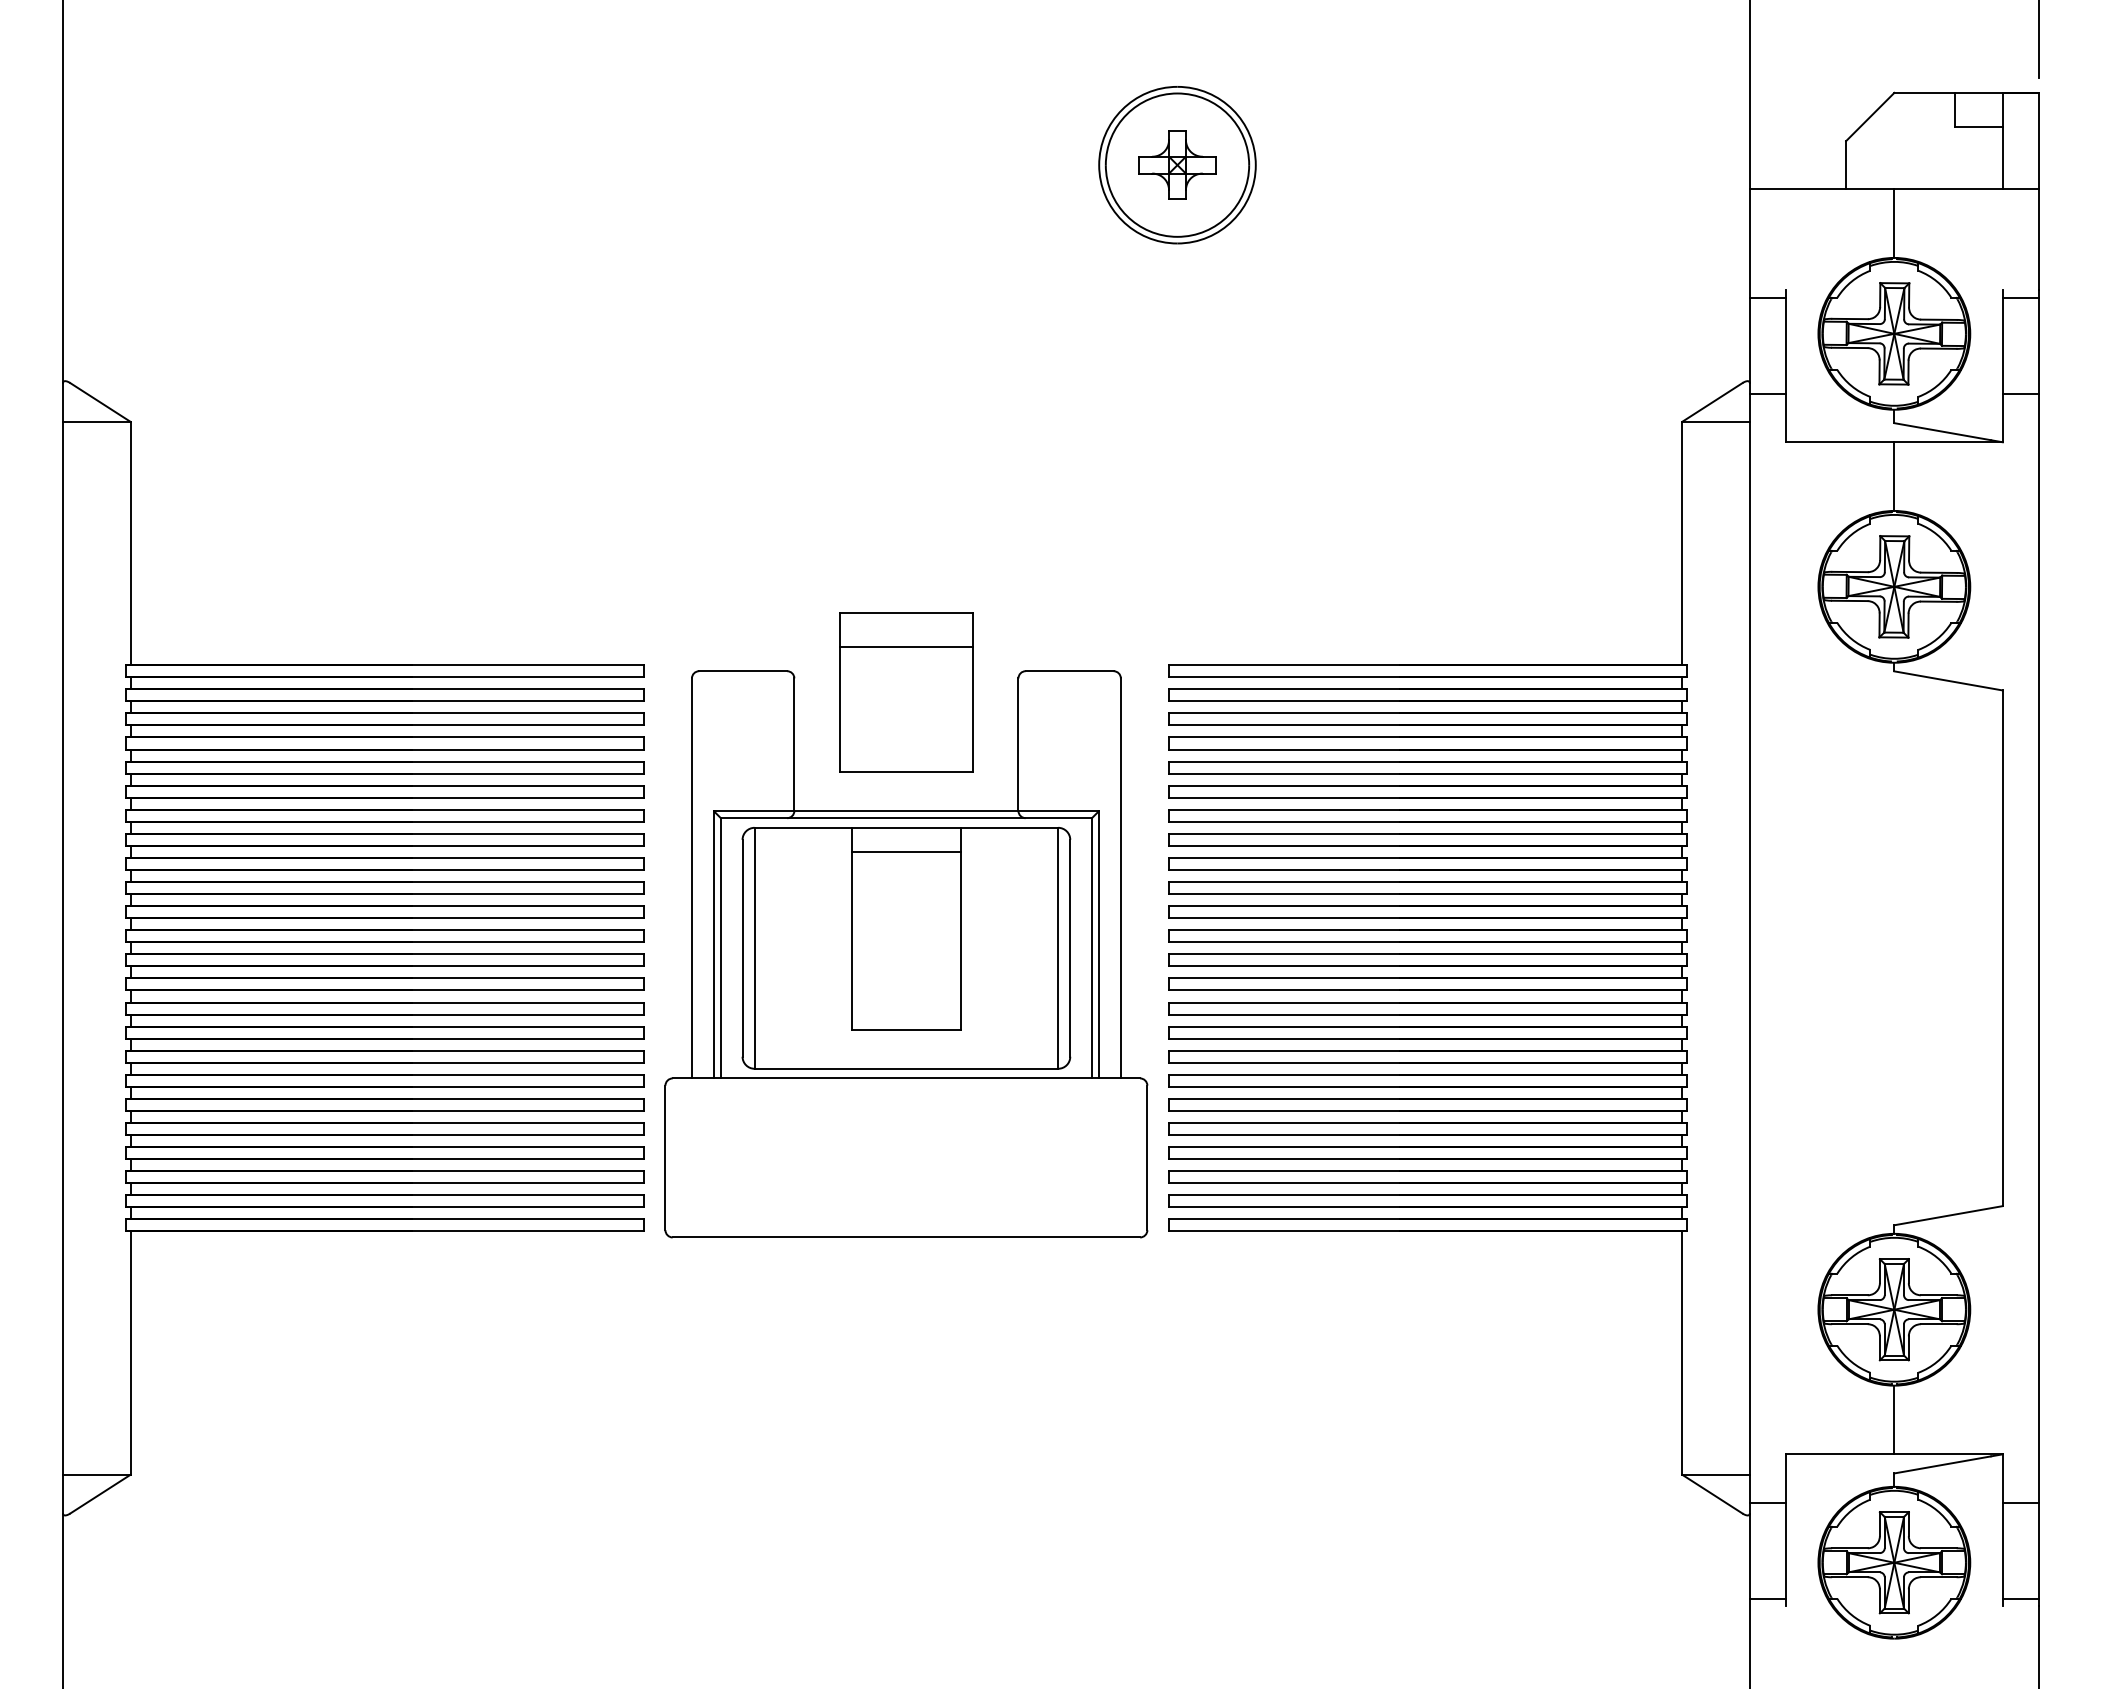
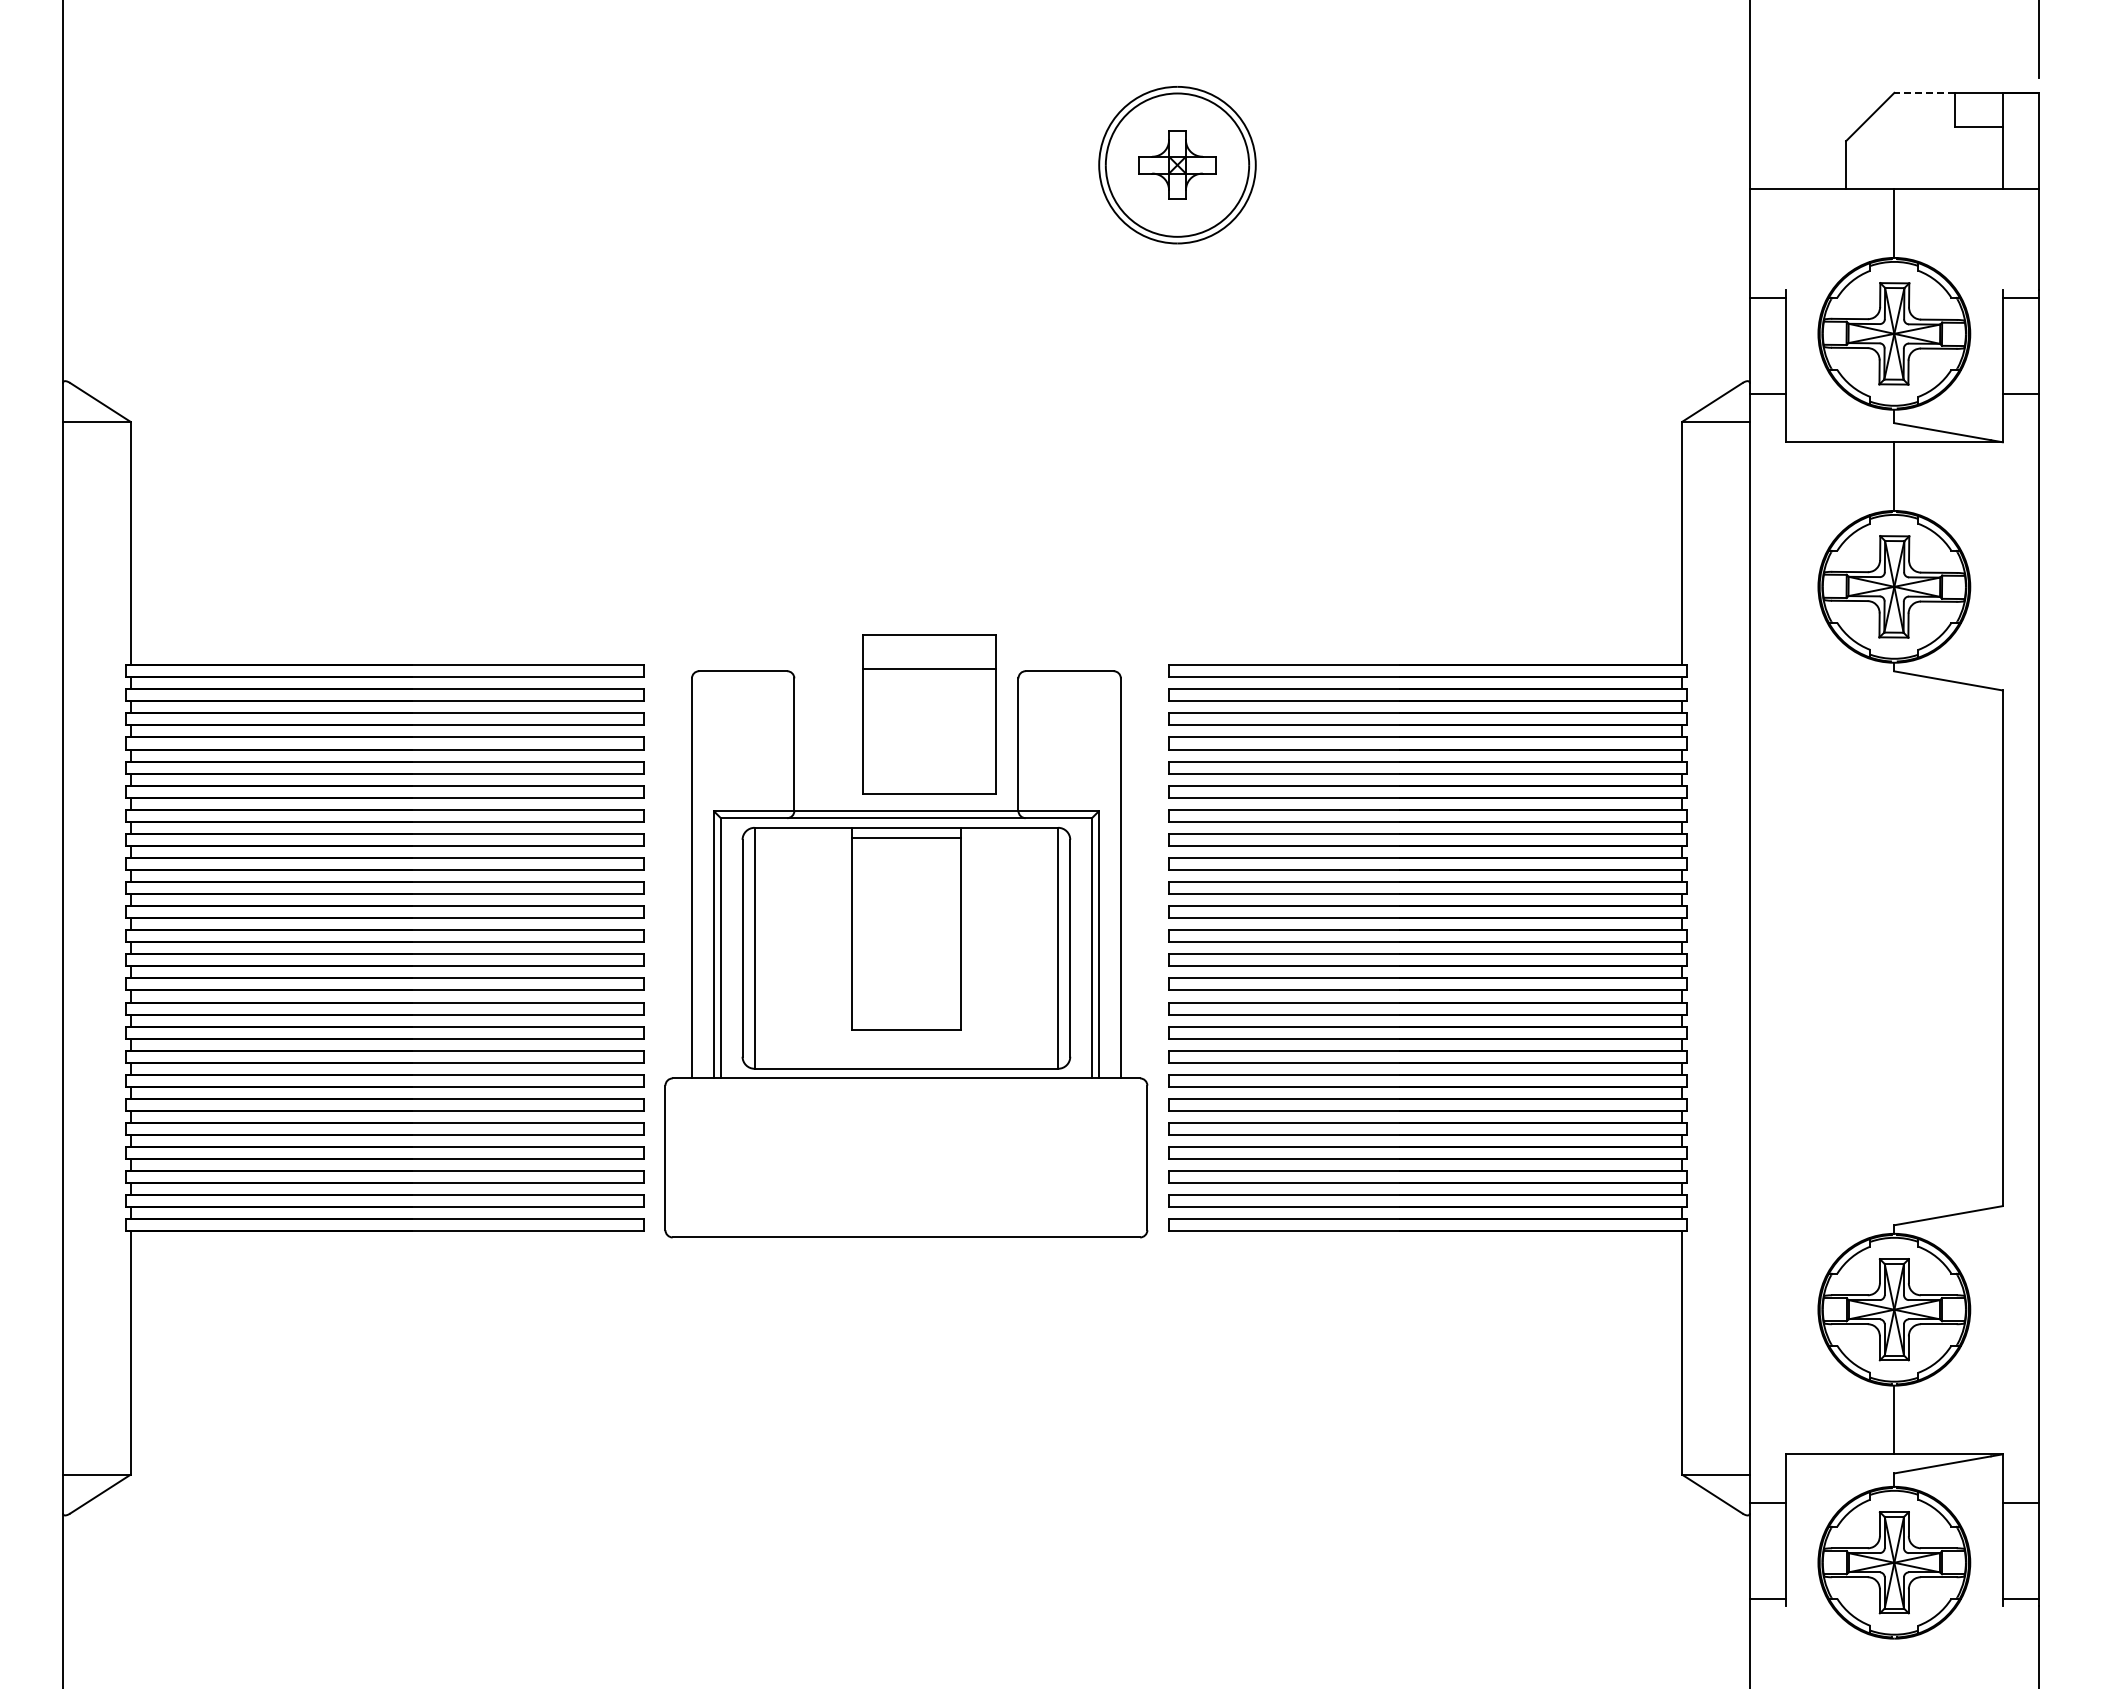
line: solid -> dashed (1923, 92)
part position: (906, 692) -> (929, 714) (929, 714)
line position: (906, 851) -> (906, 837) (906, 837)
